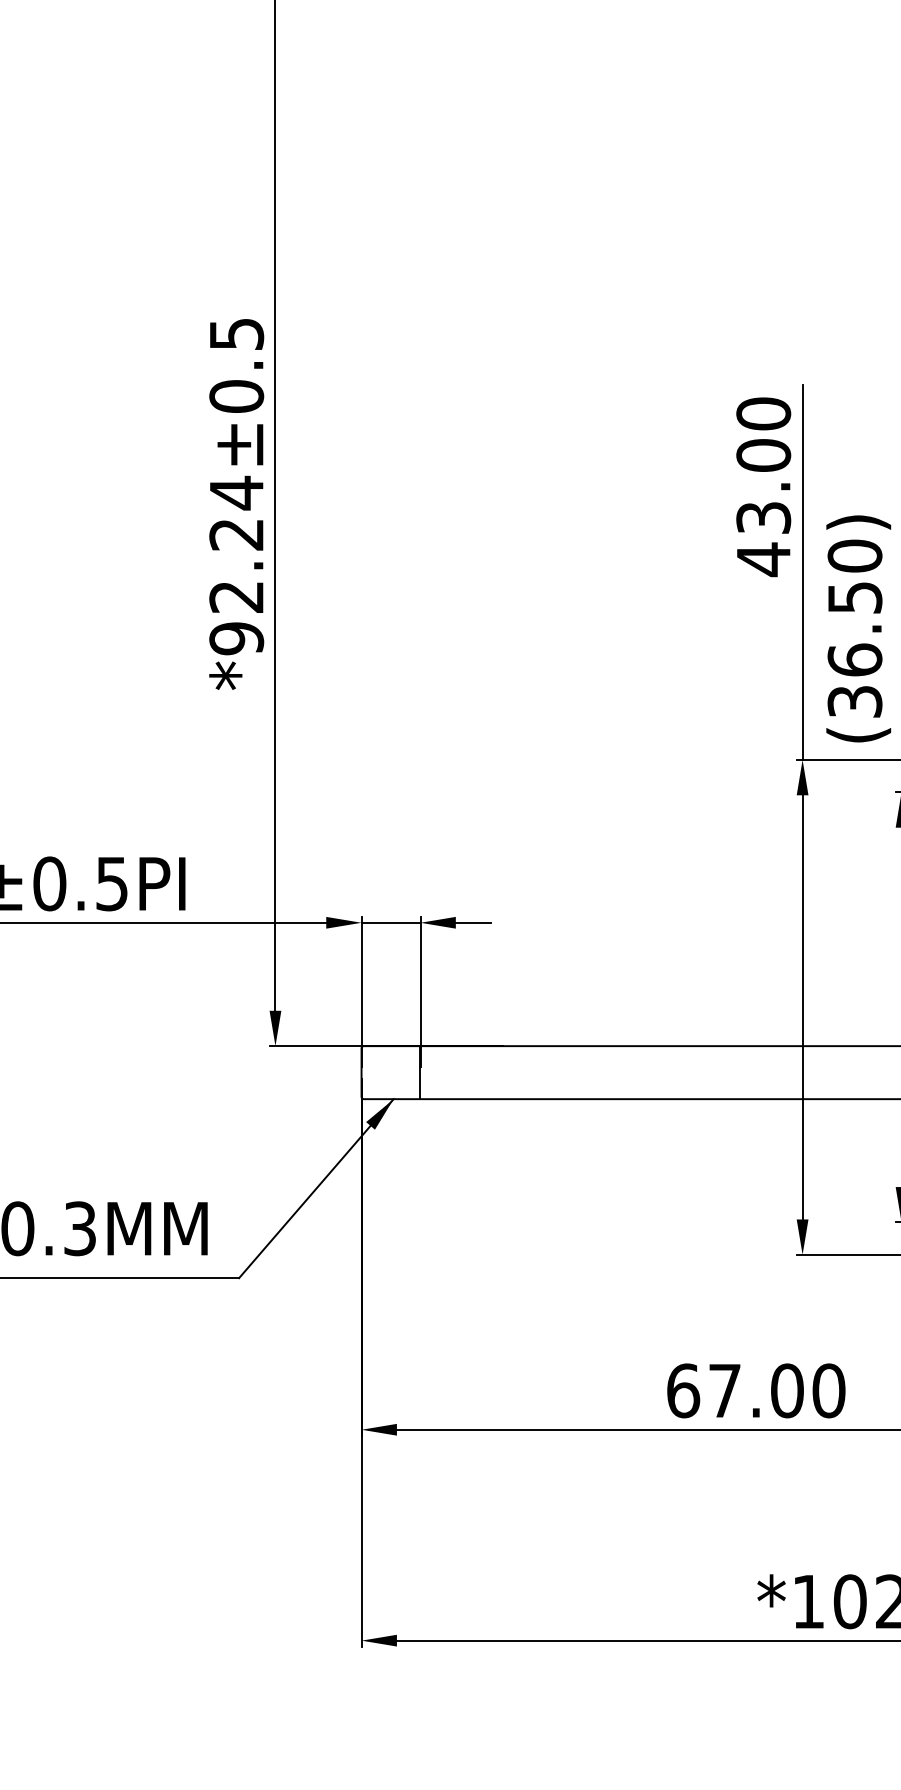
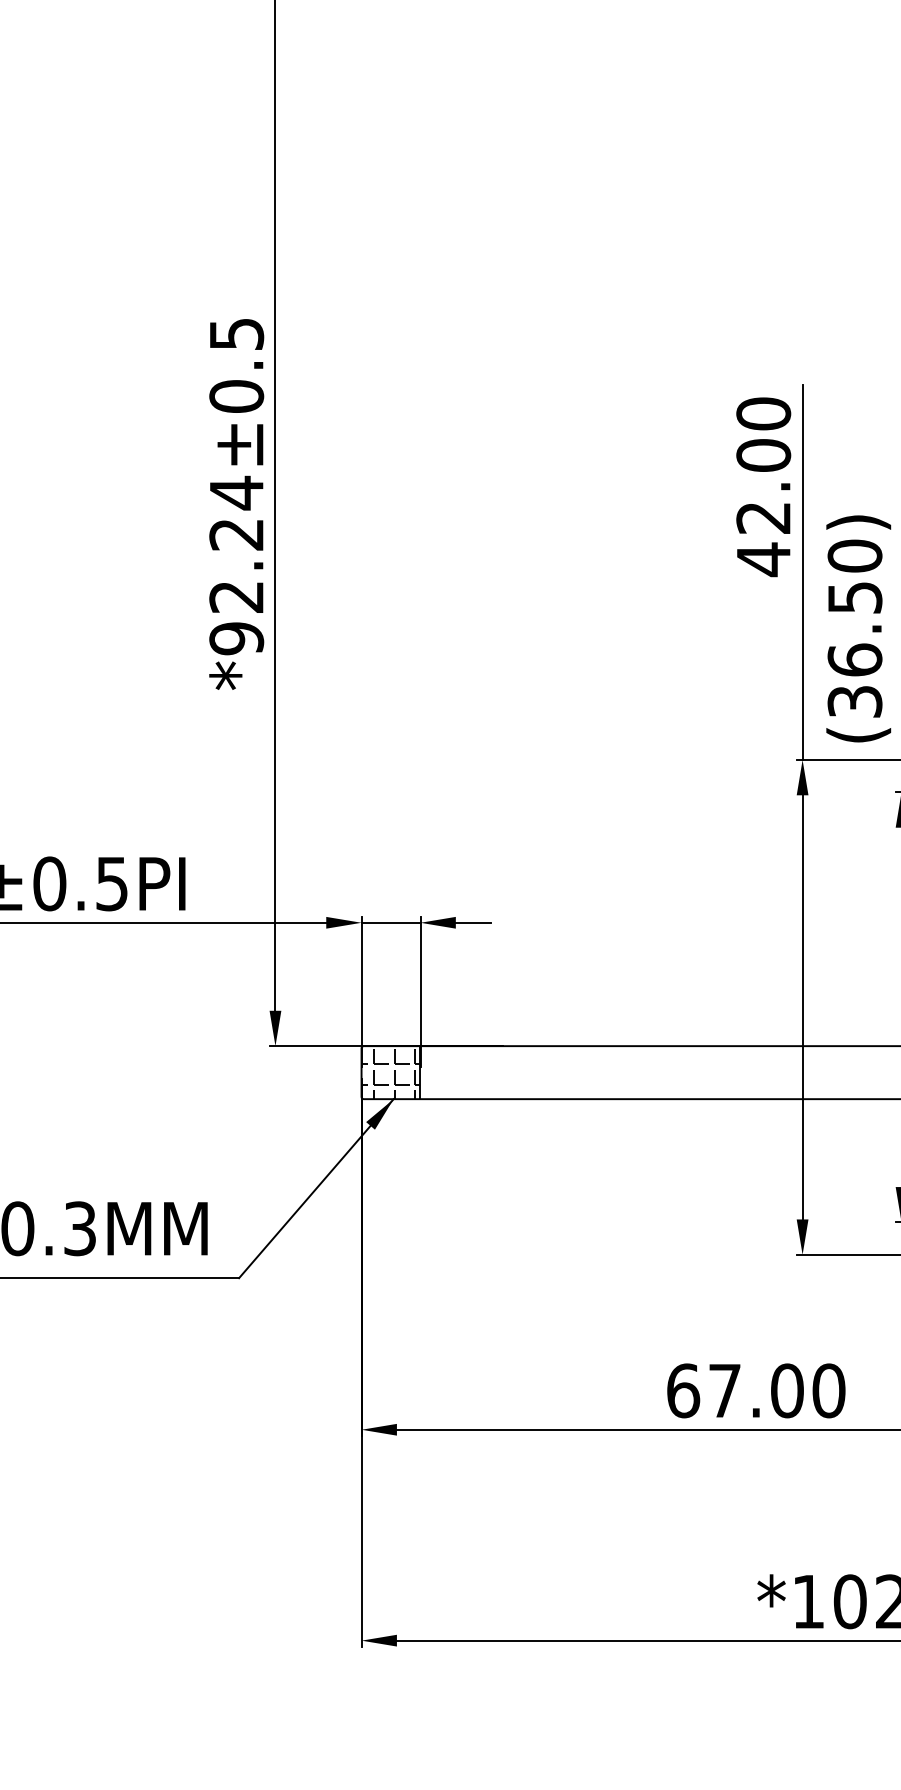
text: 43.00 -> 42.00 (763, 517)
hatch: none -> present (390, 1074)
